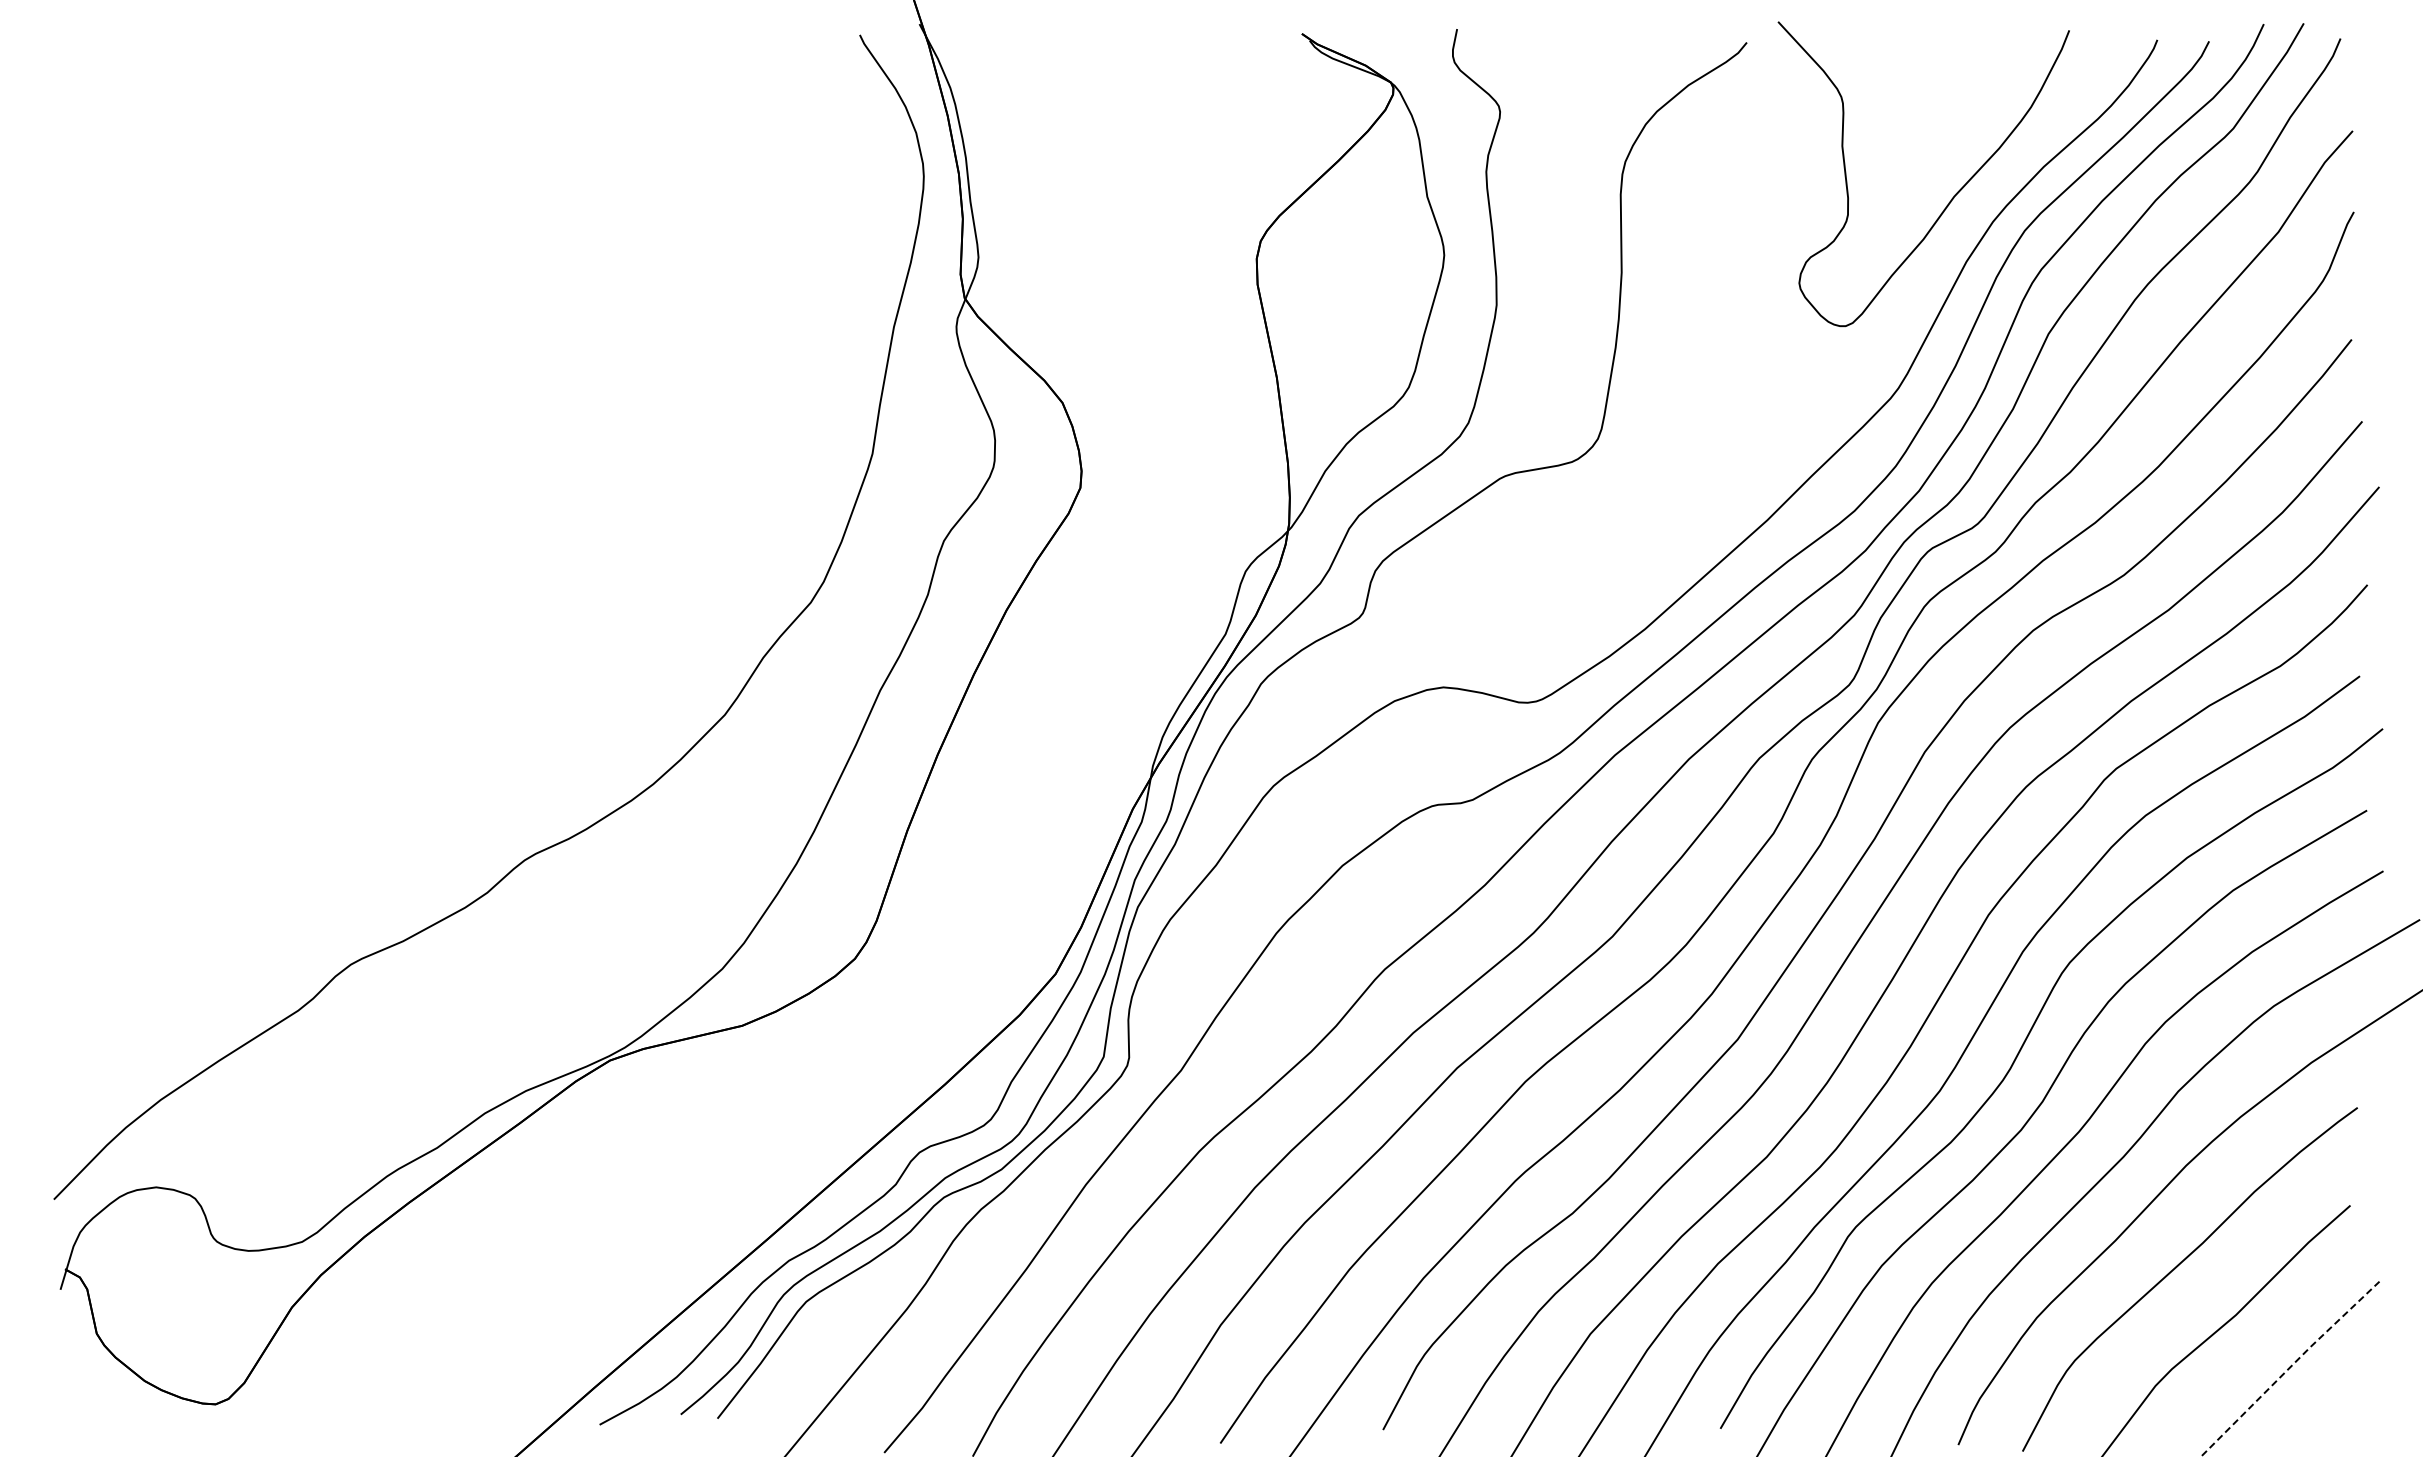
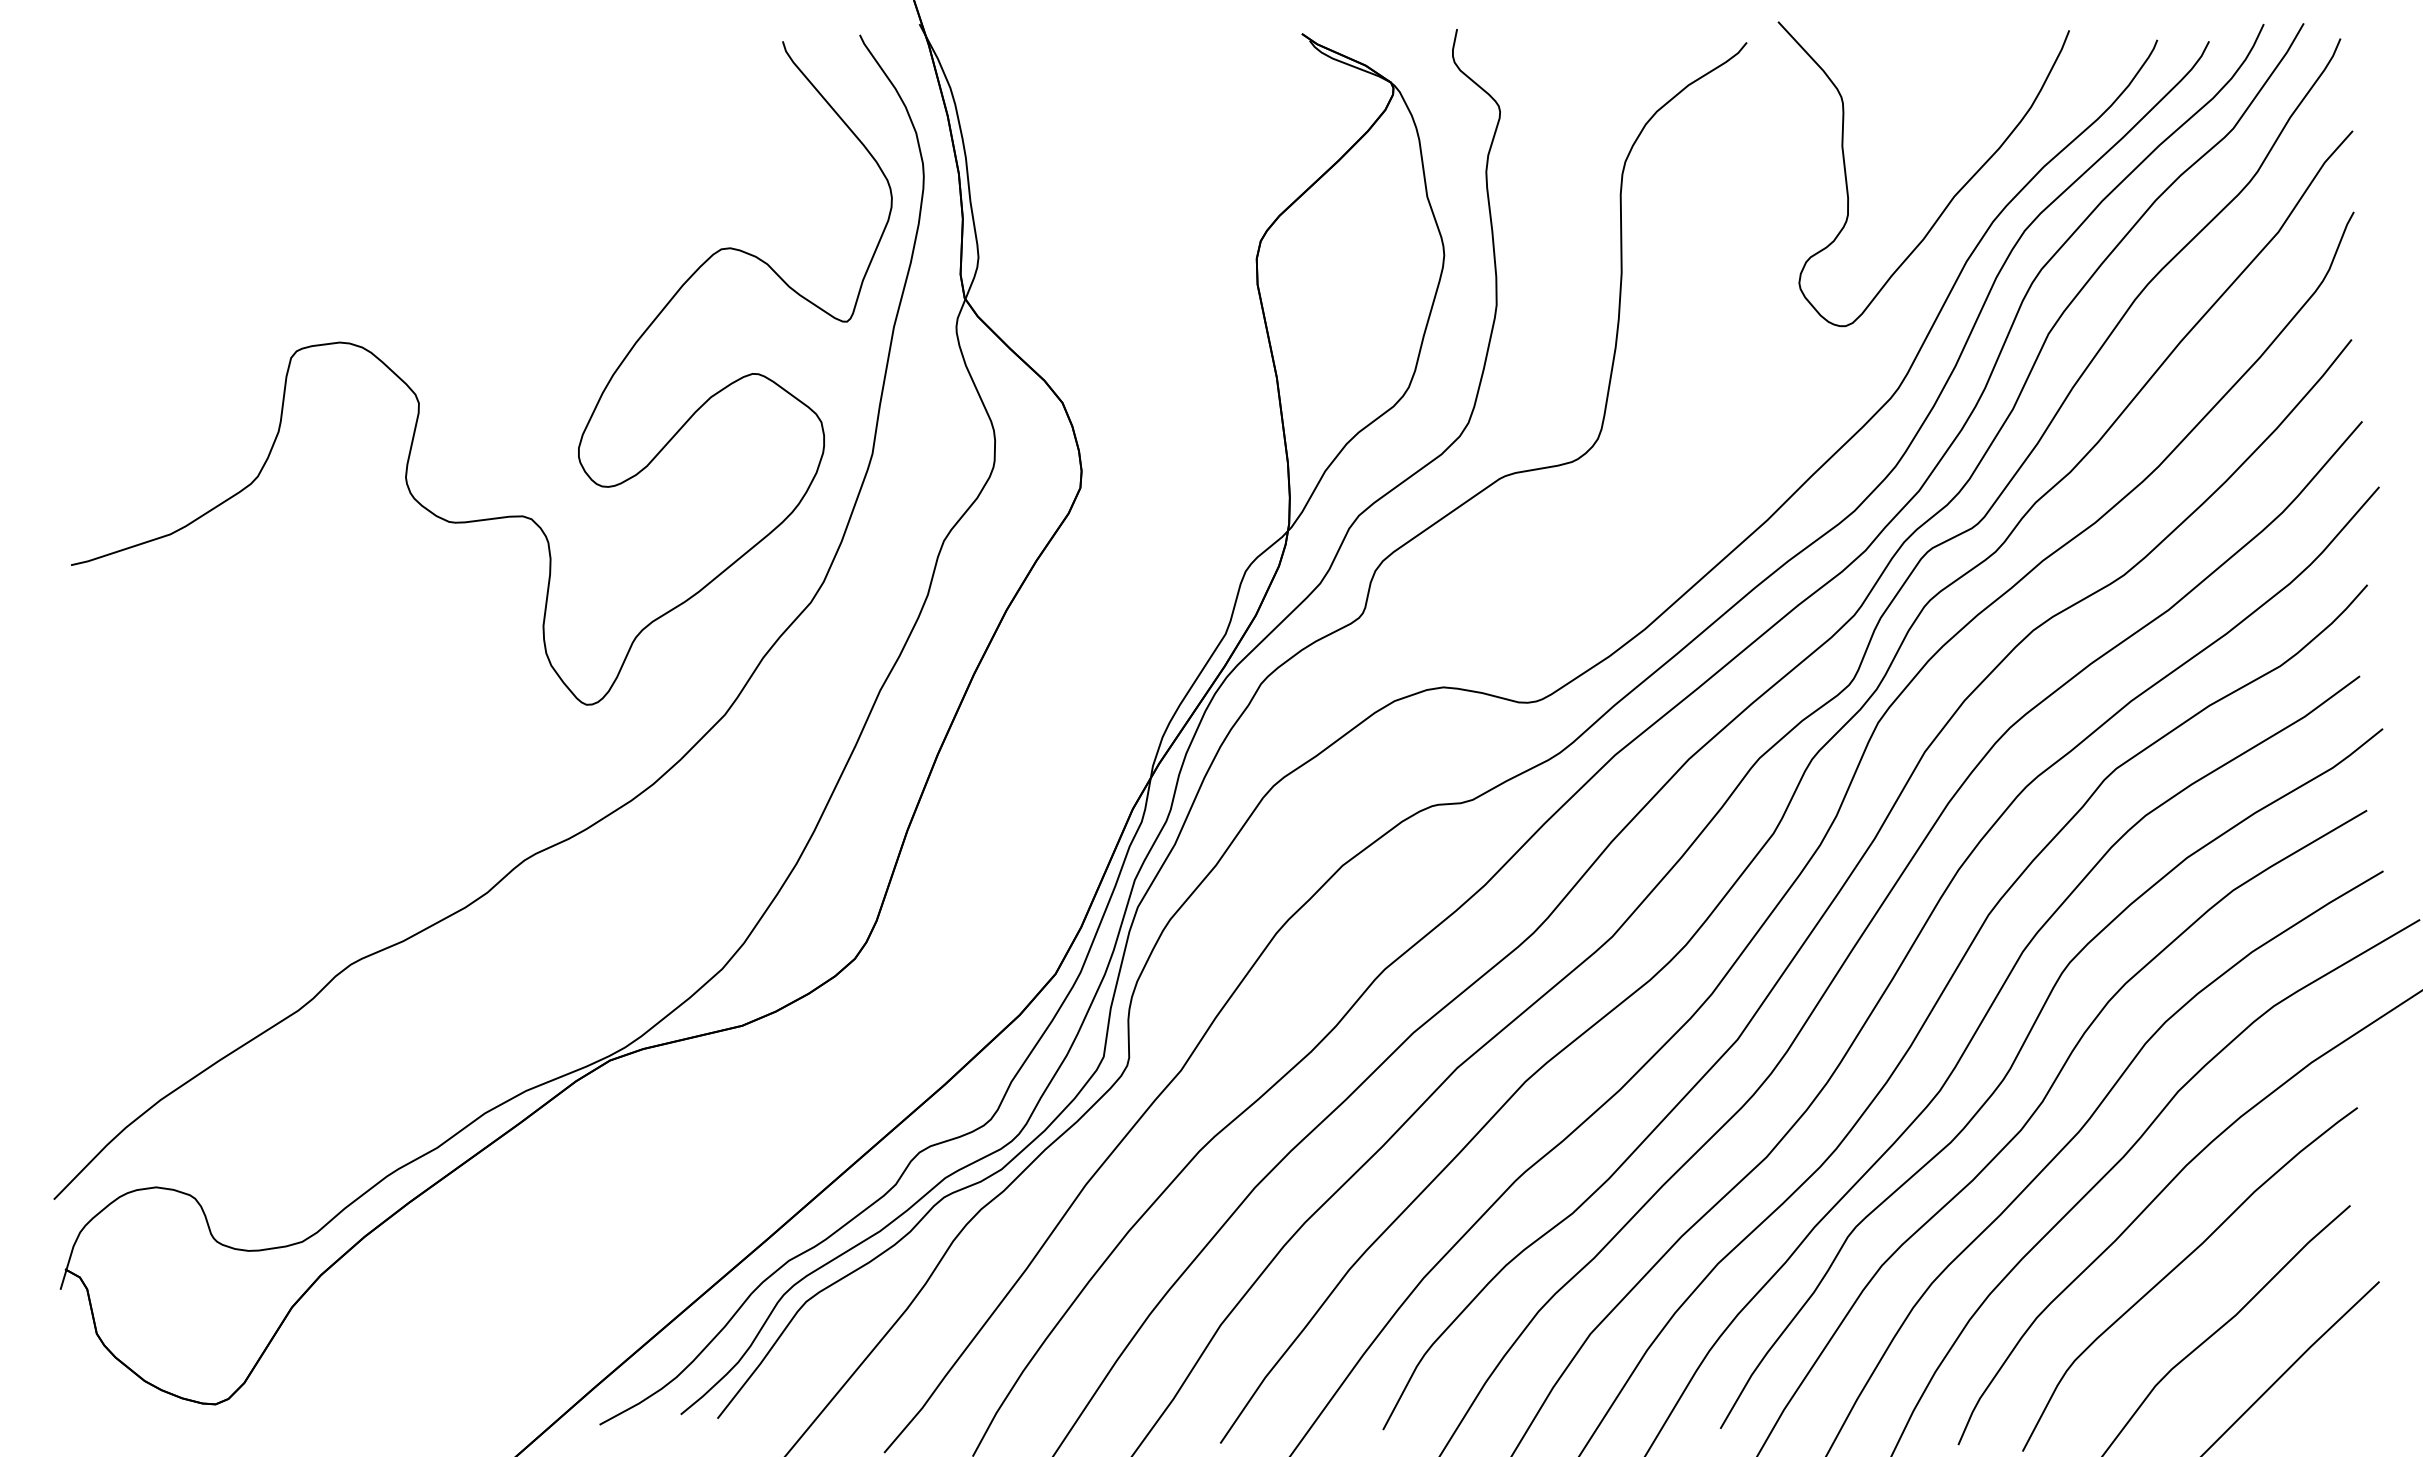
curve: none -> present (417, 396)
line: dashed -> solid (2290, 1367)
